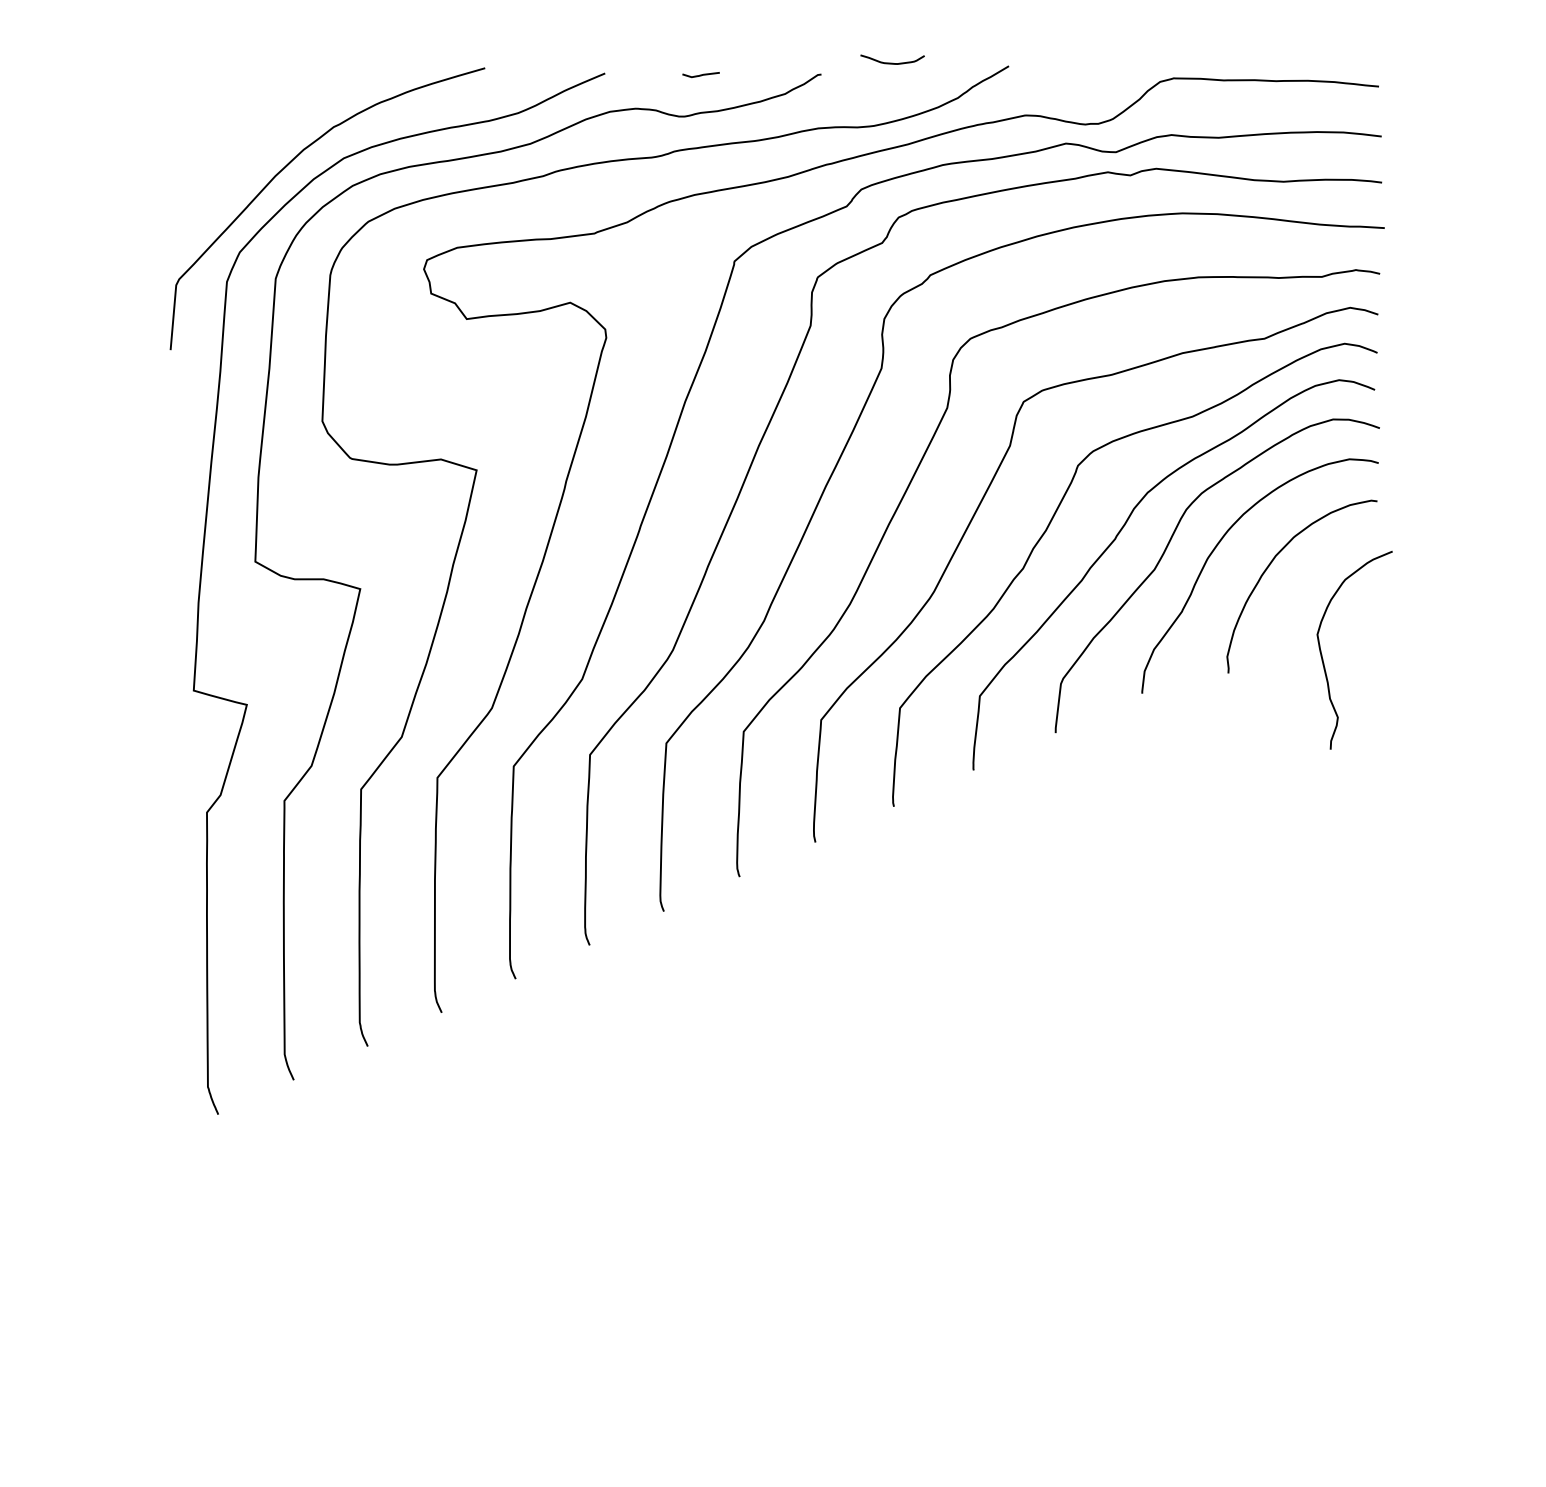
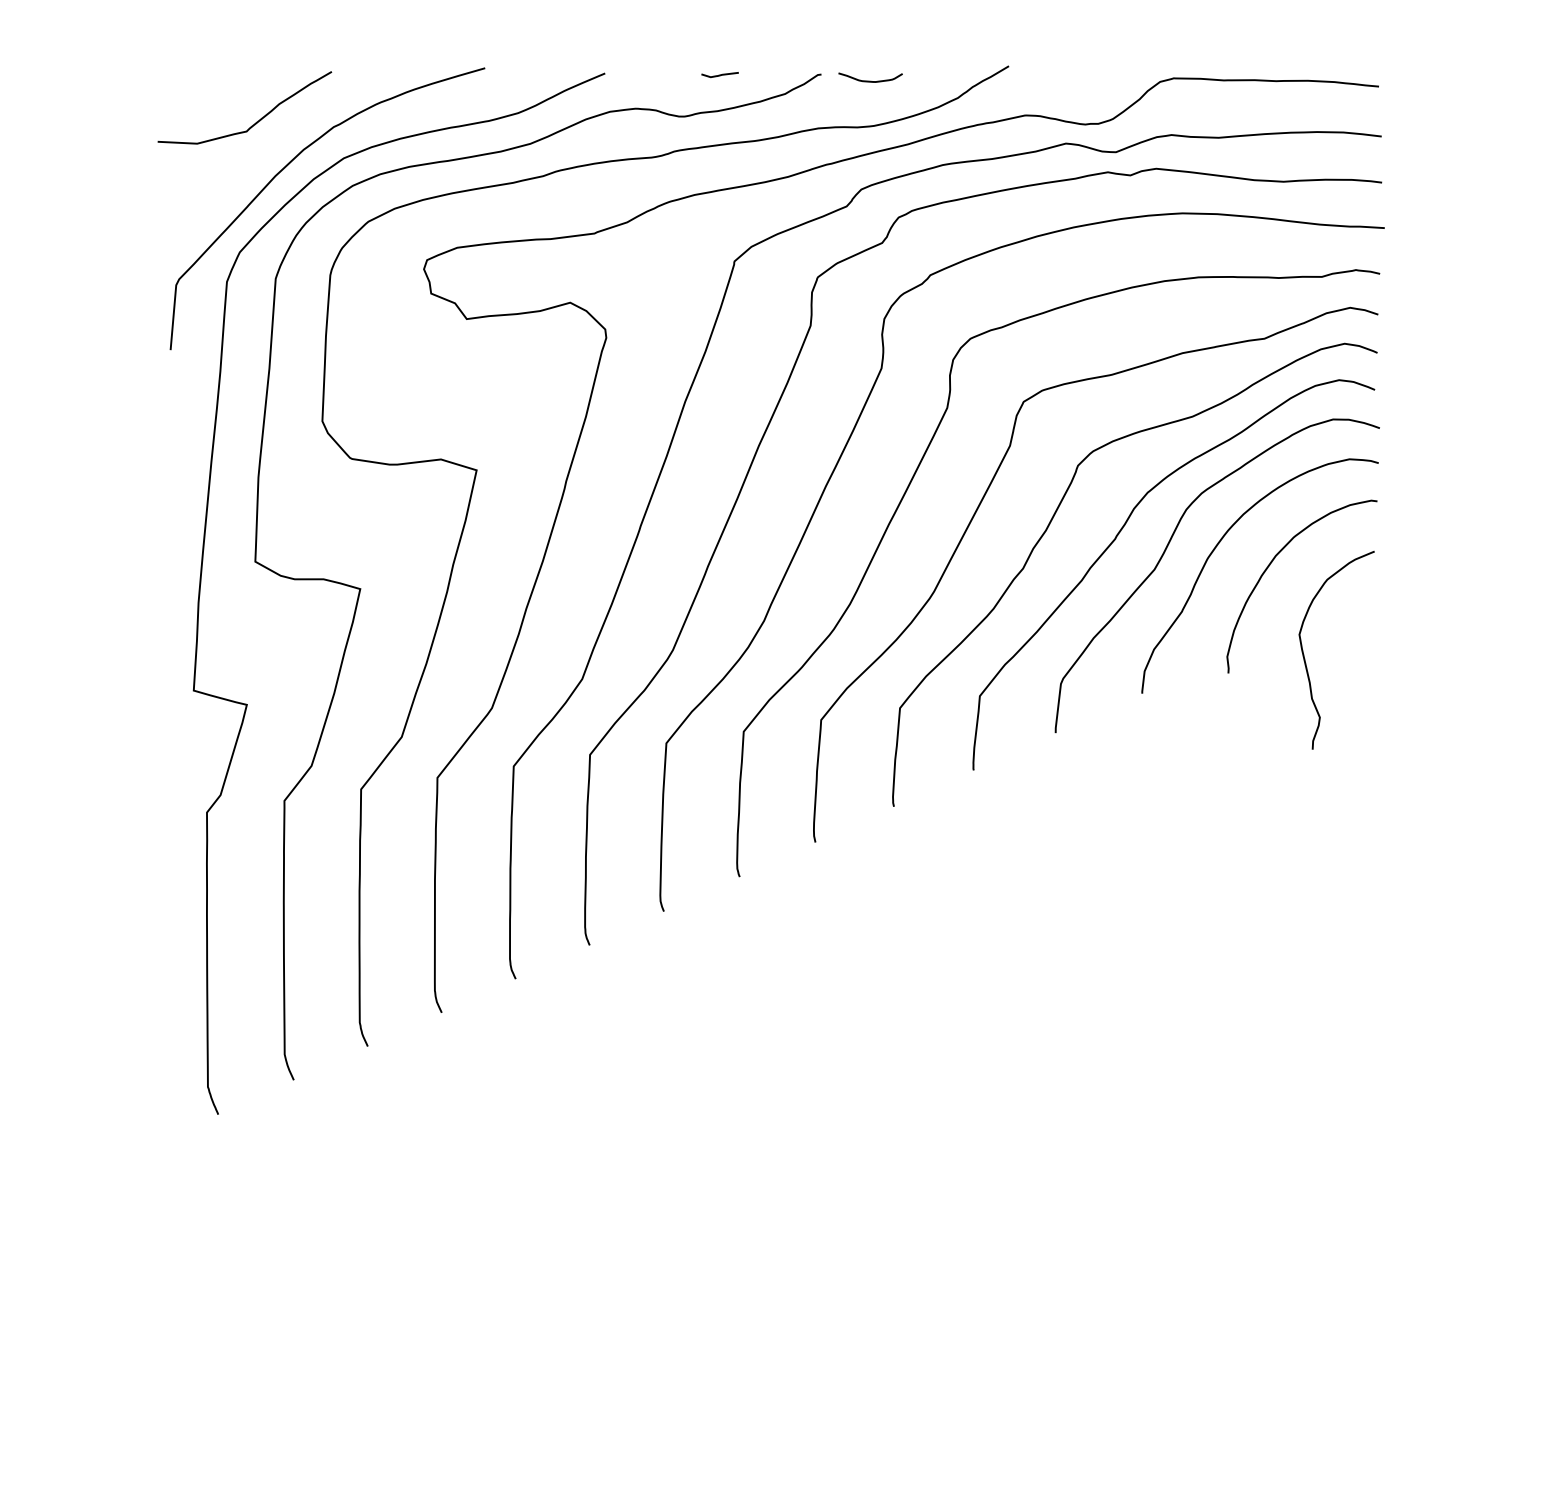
curve position: (892, 62) -> (870, 80) (870, 80)
curve position: (700, 75) -> (719, 75) (719, 75)
curve: none -> present (256, 121)
curve position: (1323, 658) -> (1305, 658) (1305, 658)
